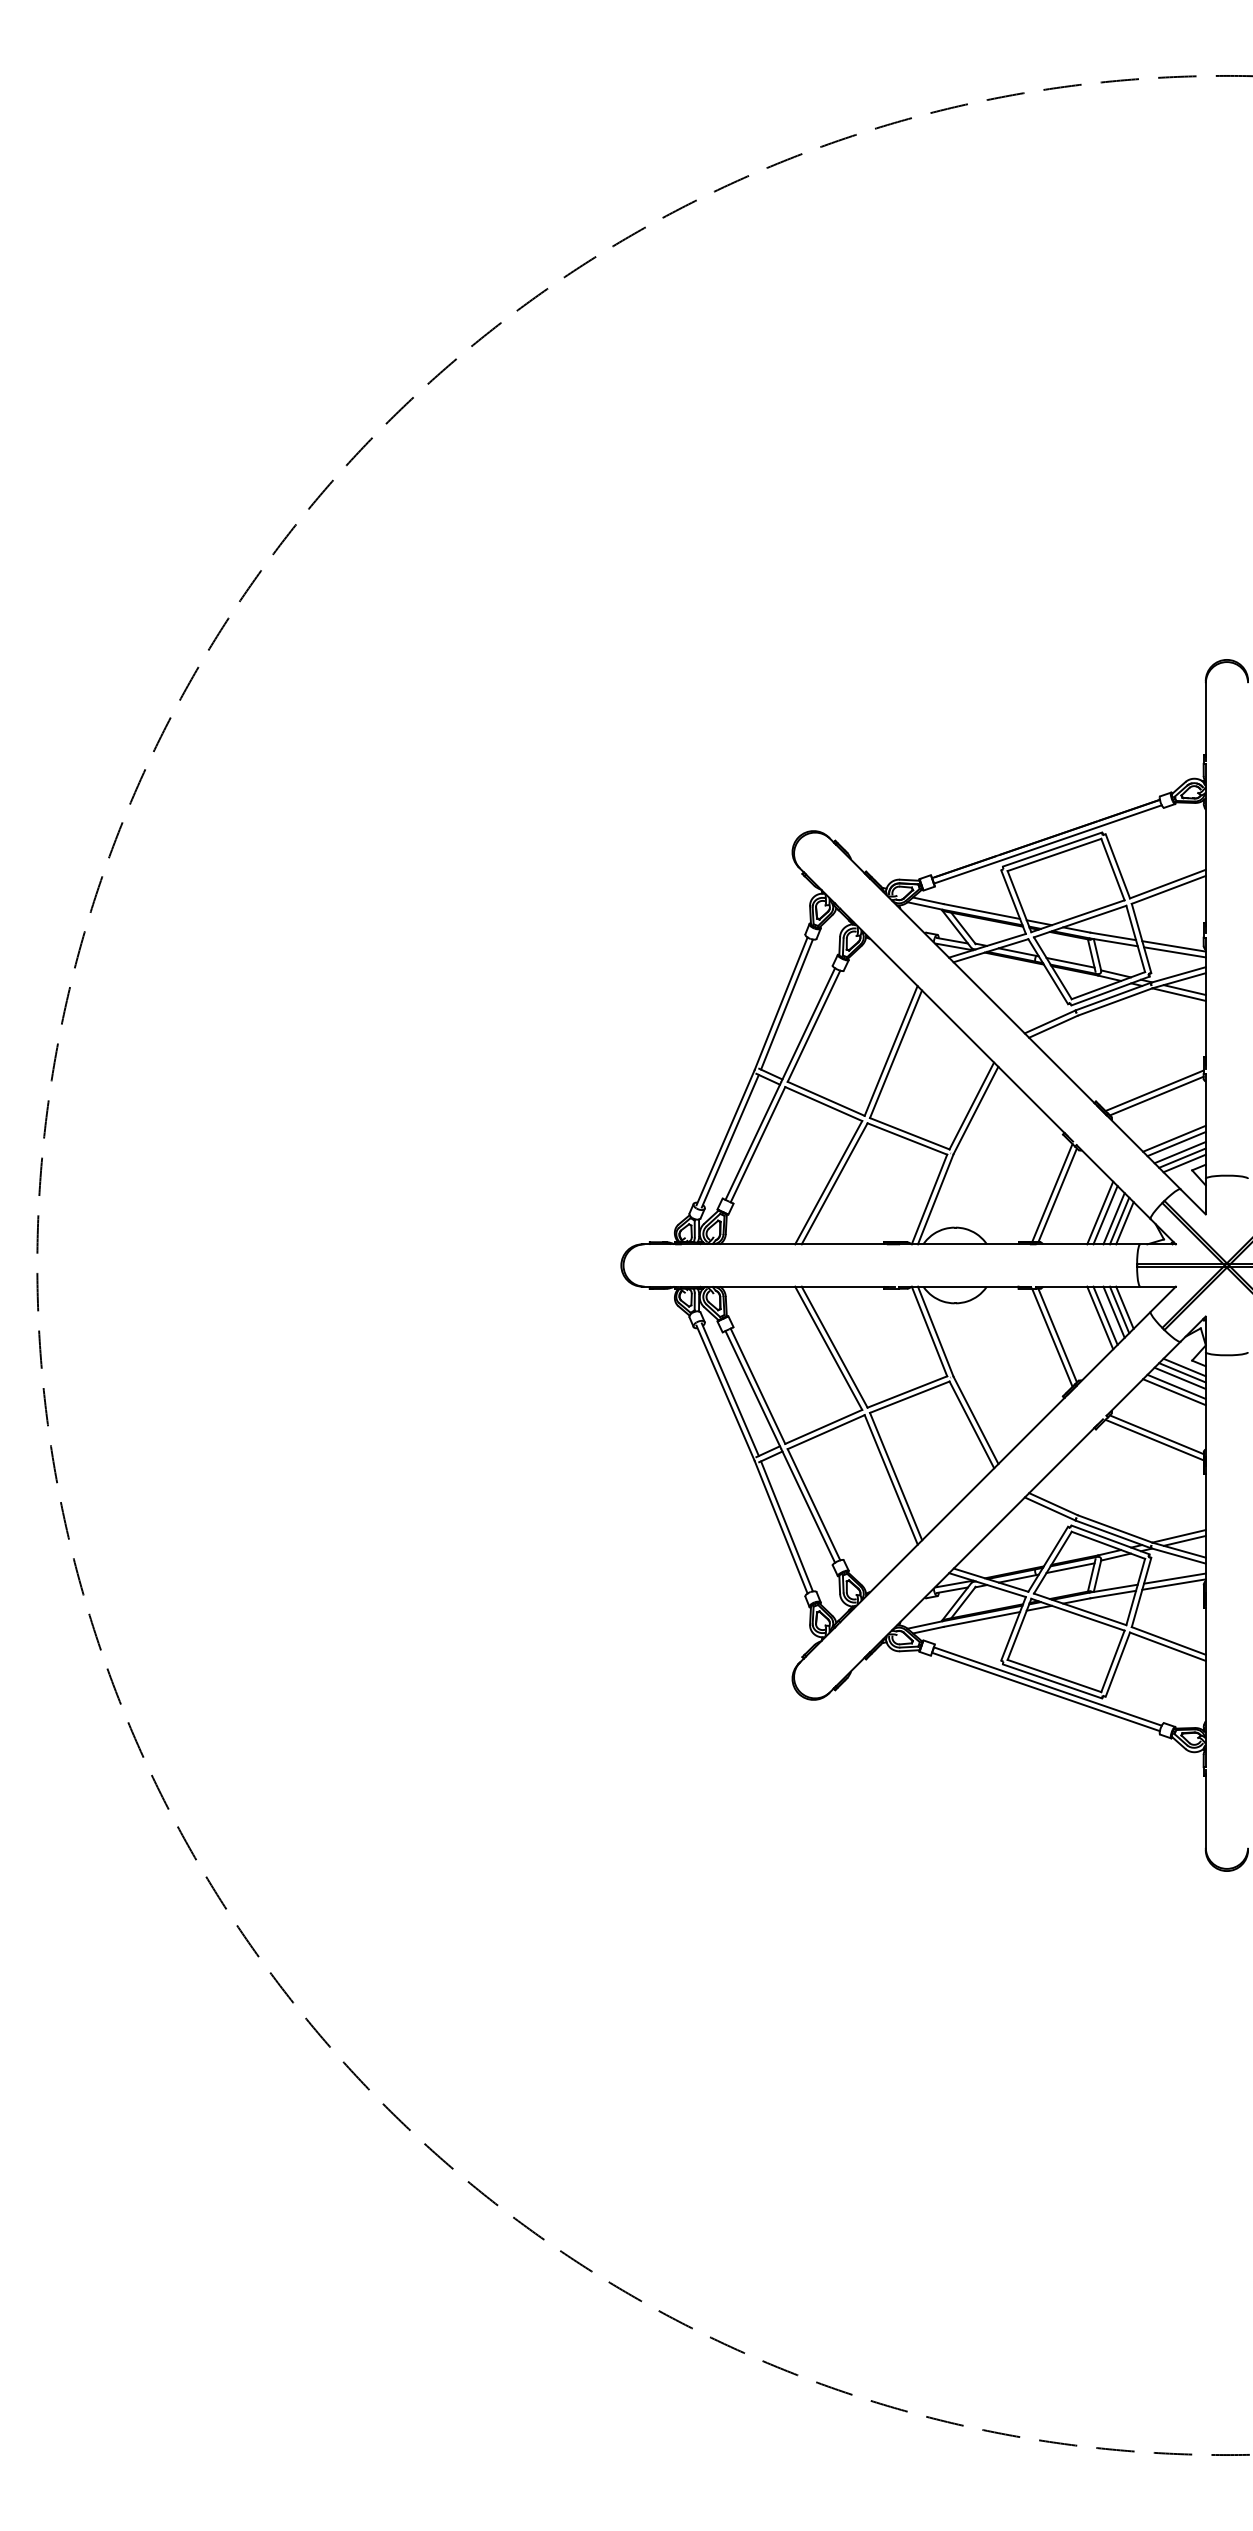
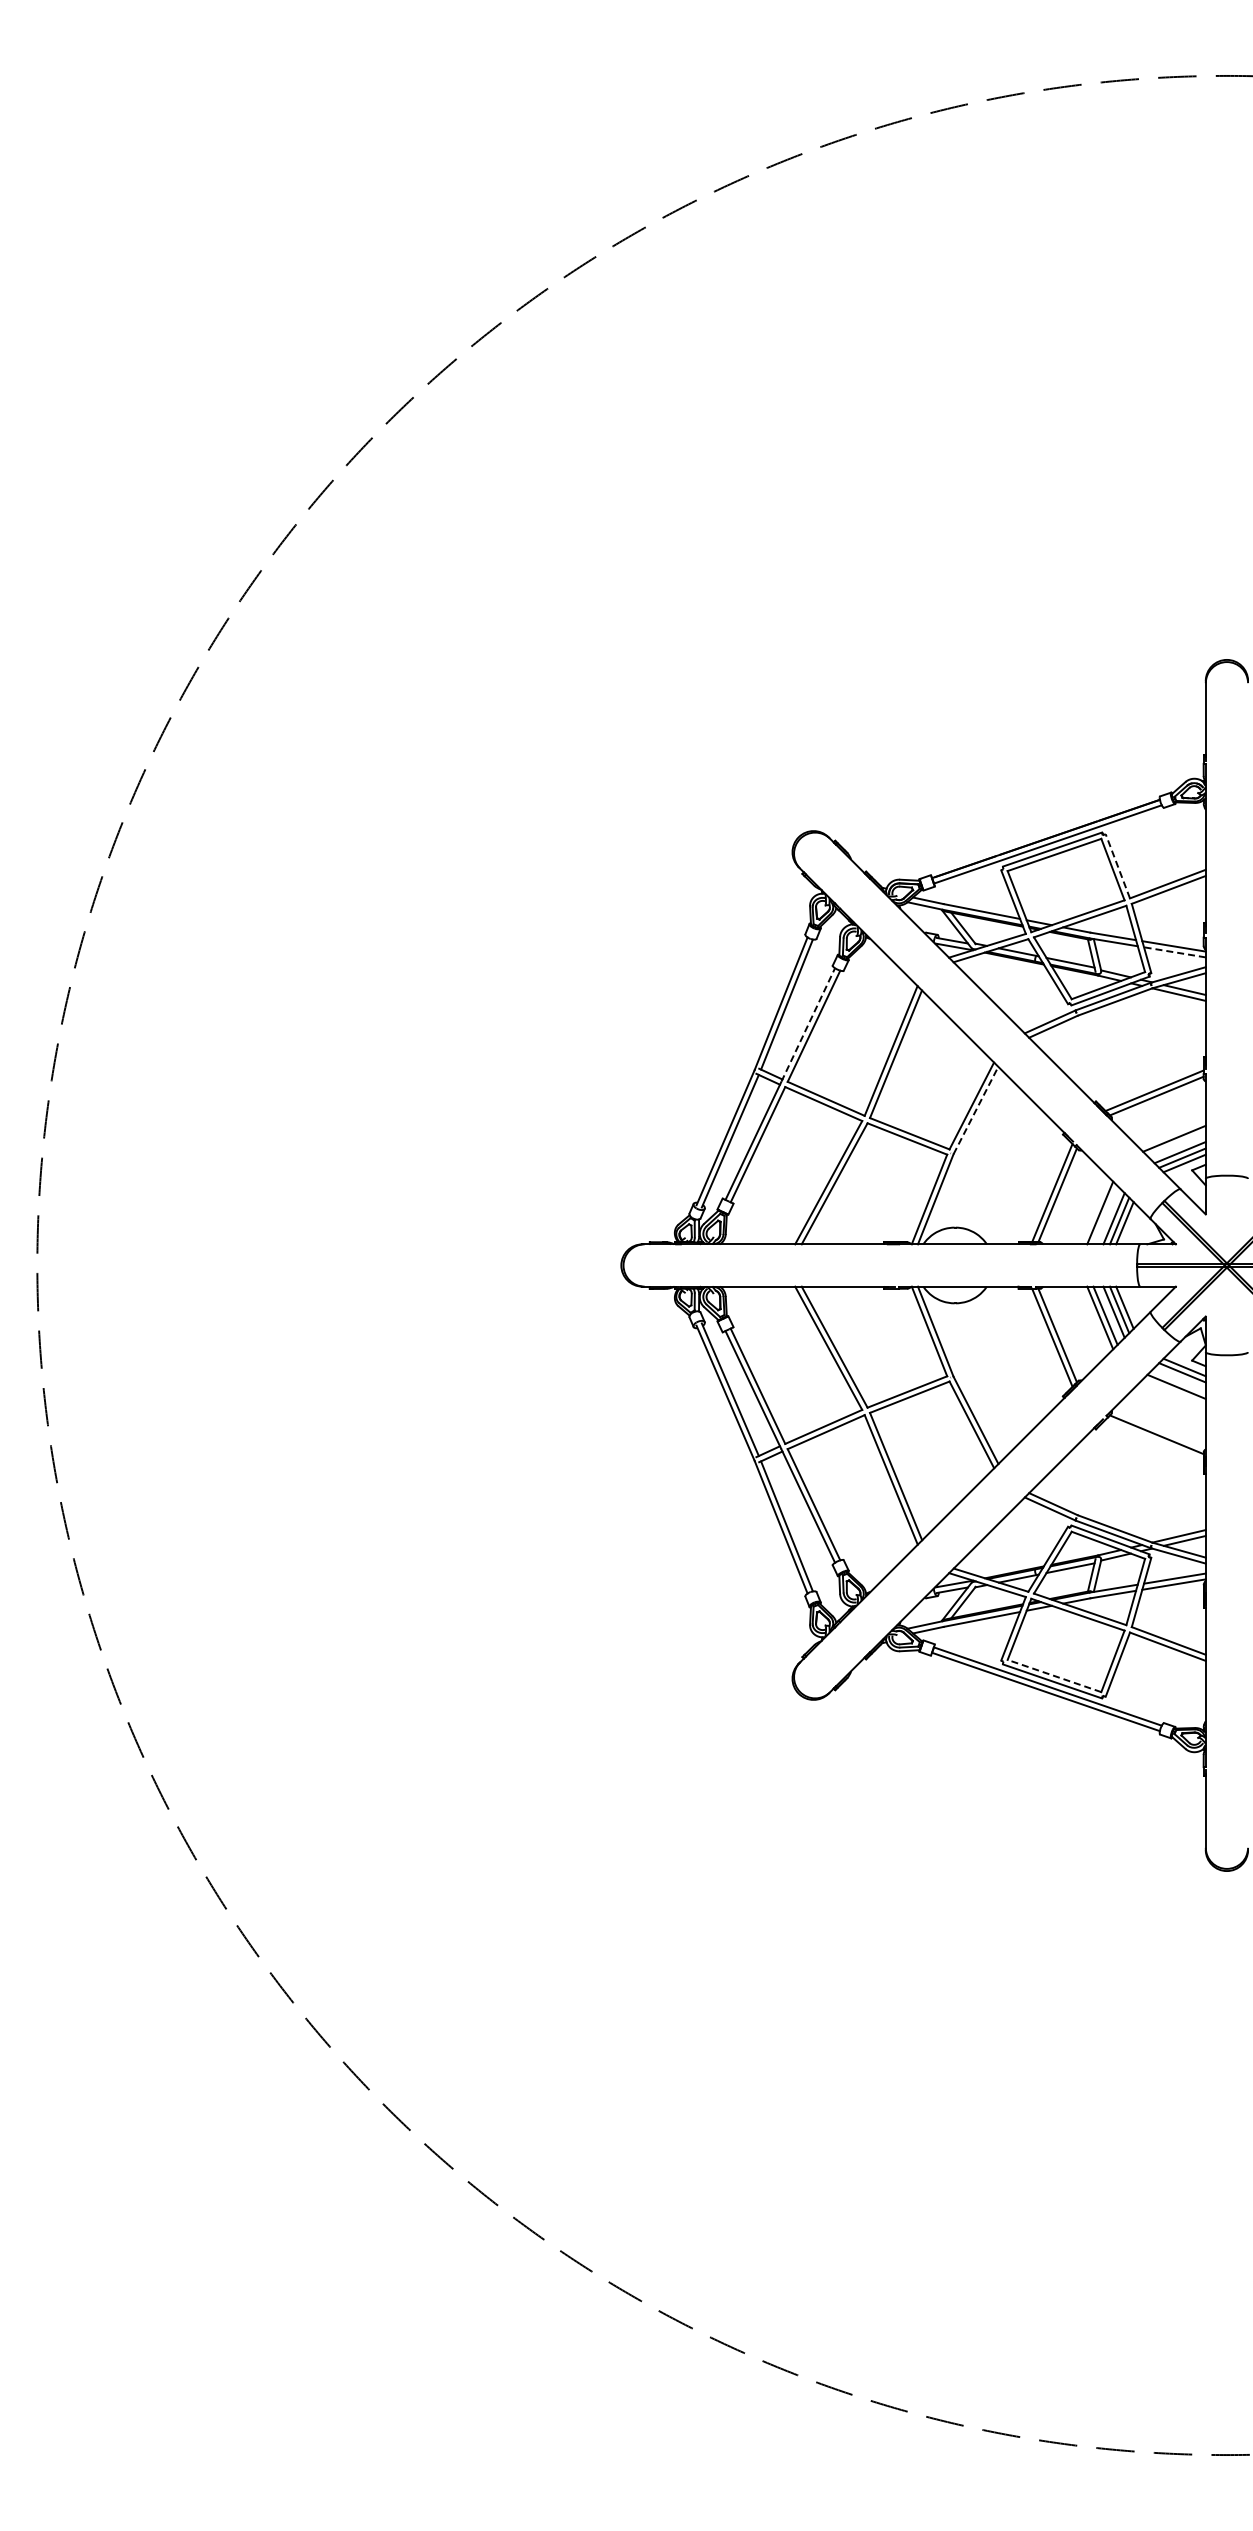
line: solid -> dashed (1117, 865)
line: solid -> dashed (1174, 952)
line: solid -> dashed (808, 1024)
line: solid -> dashed (976, 1110)
line: present -> none (1176, 1144)
line: present -> none (1105, 1215)
line: present -> none (1179, 1377)
line: present -> none (1174, 1392)
line: present -> none (1154, 1439)
line: solid -> dashed (1054, 1676)
